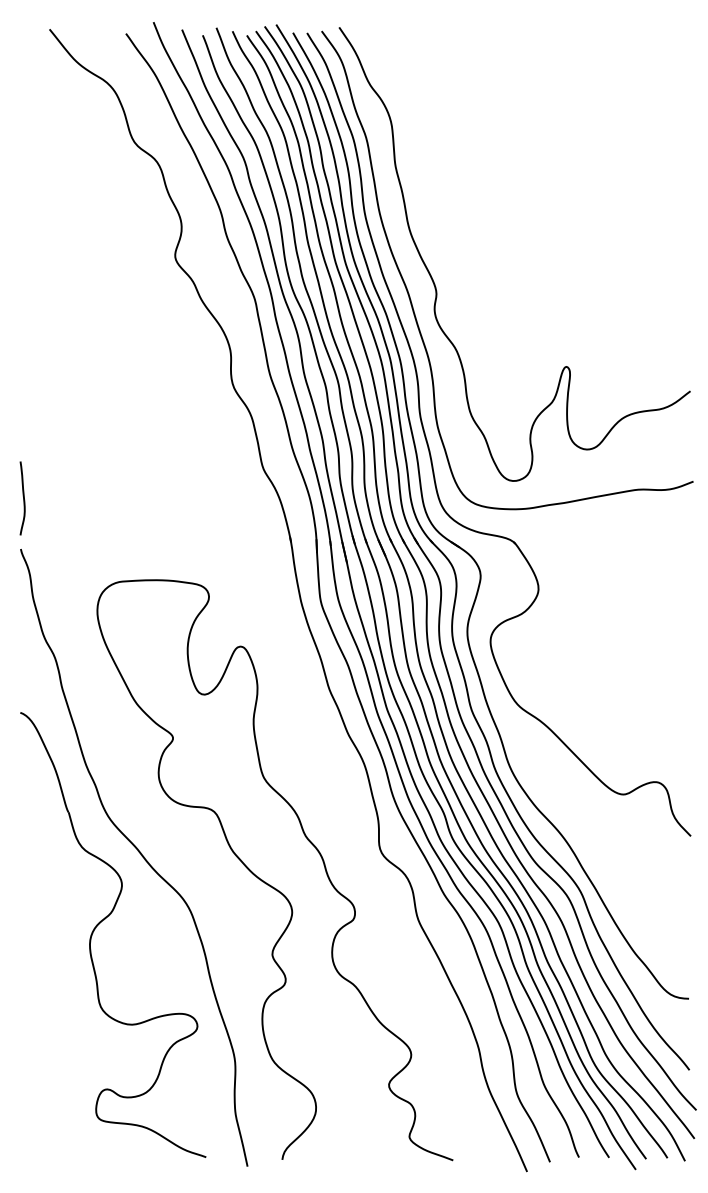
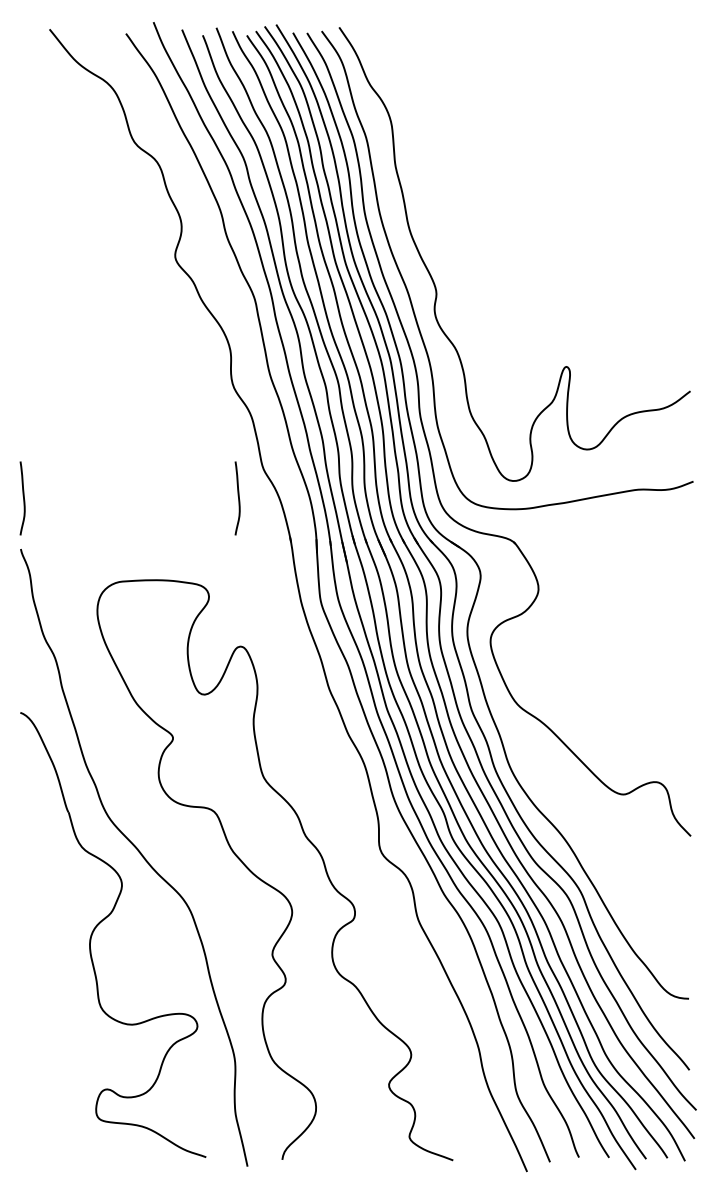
curve: none -> present (238, 498)
